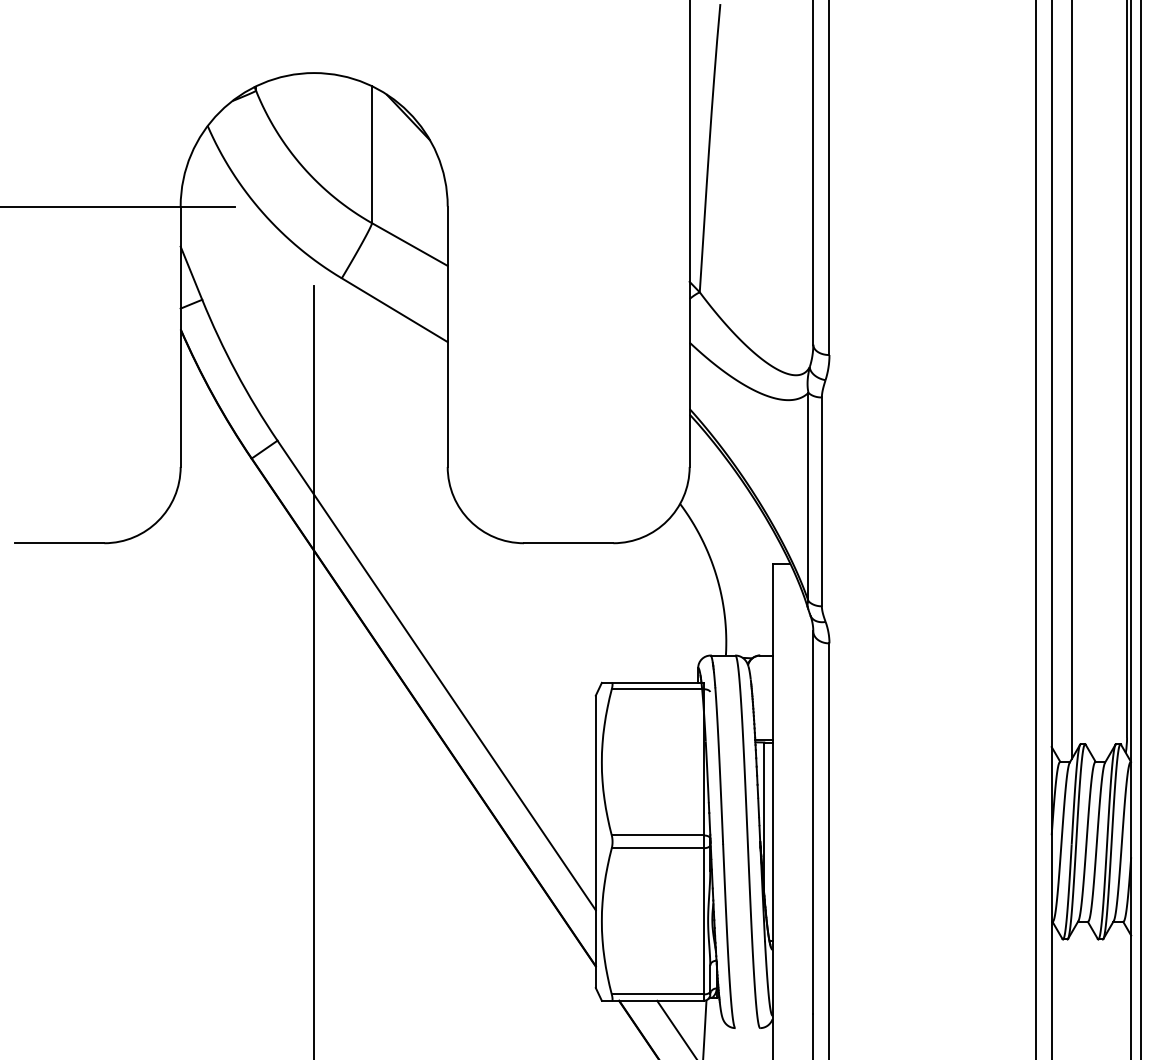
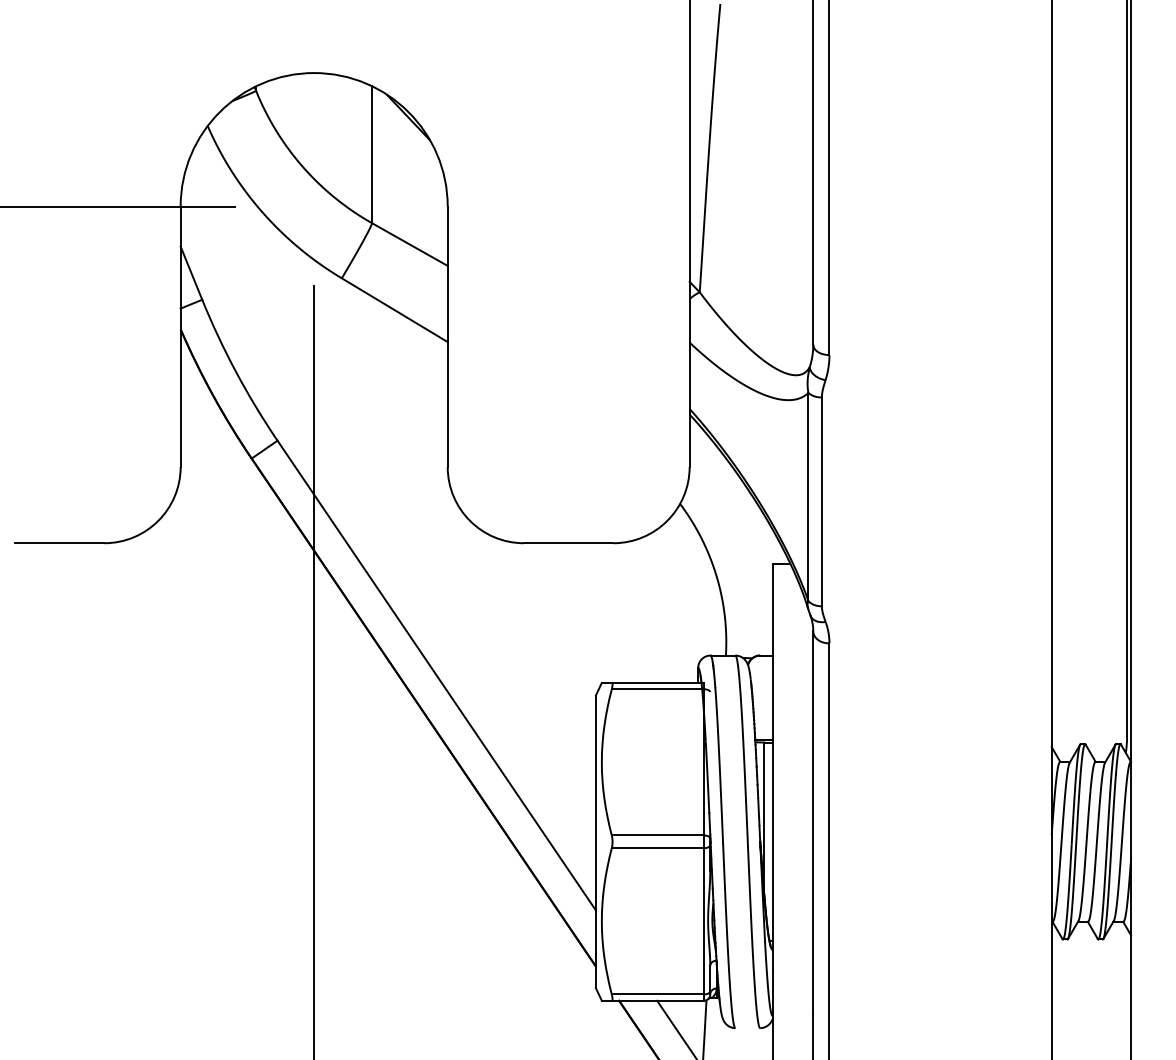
line: present -> none (1071, 380)
line: present -> none (1036, 529)
line: present -> none (1140, 529)
